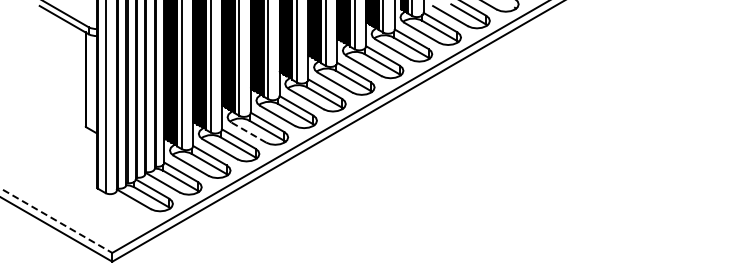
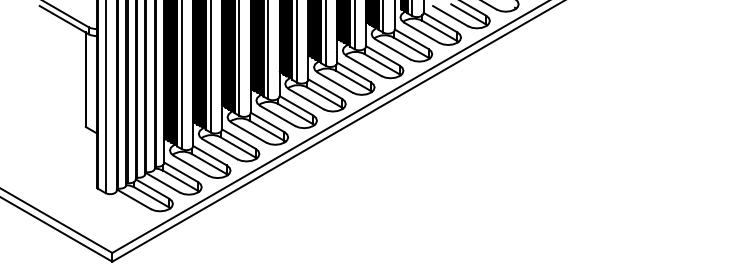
line: dashed -> solid (248, 132)
line: dashed -> solid (56, 220)
